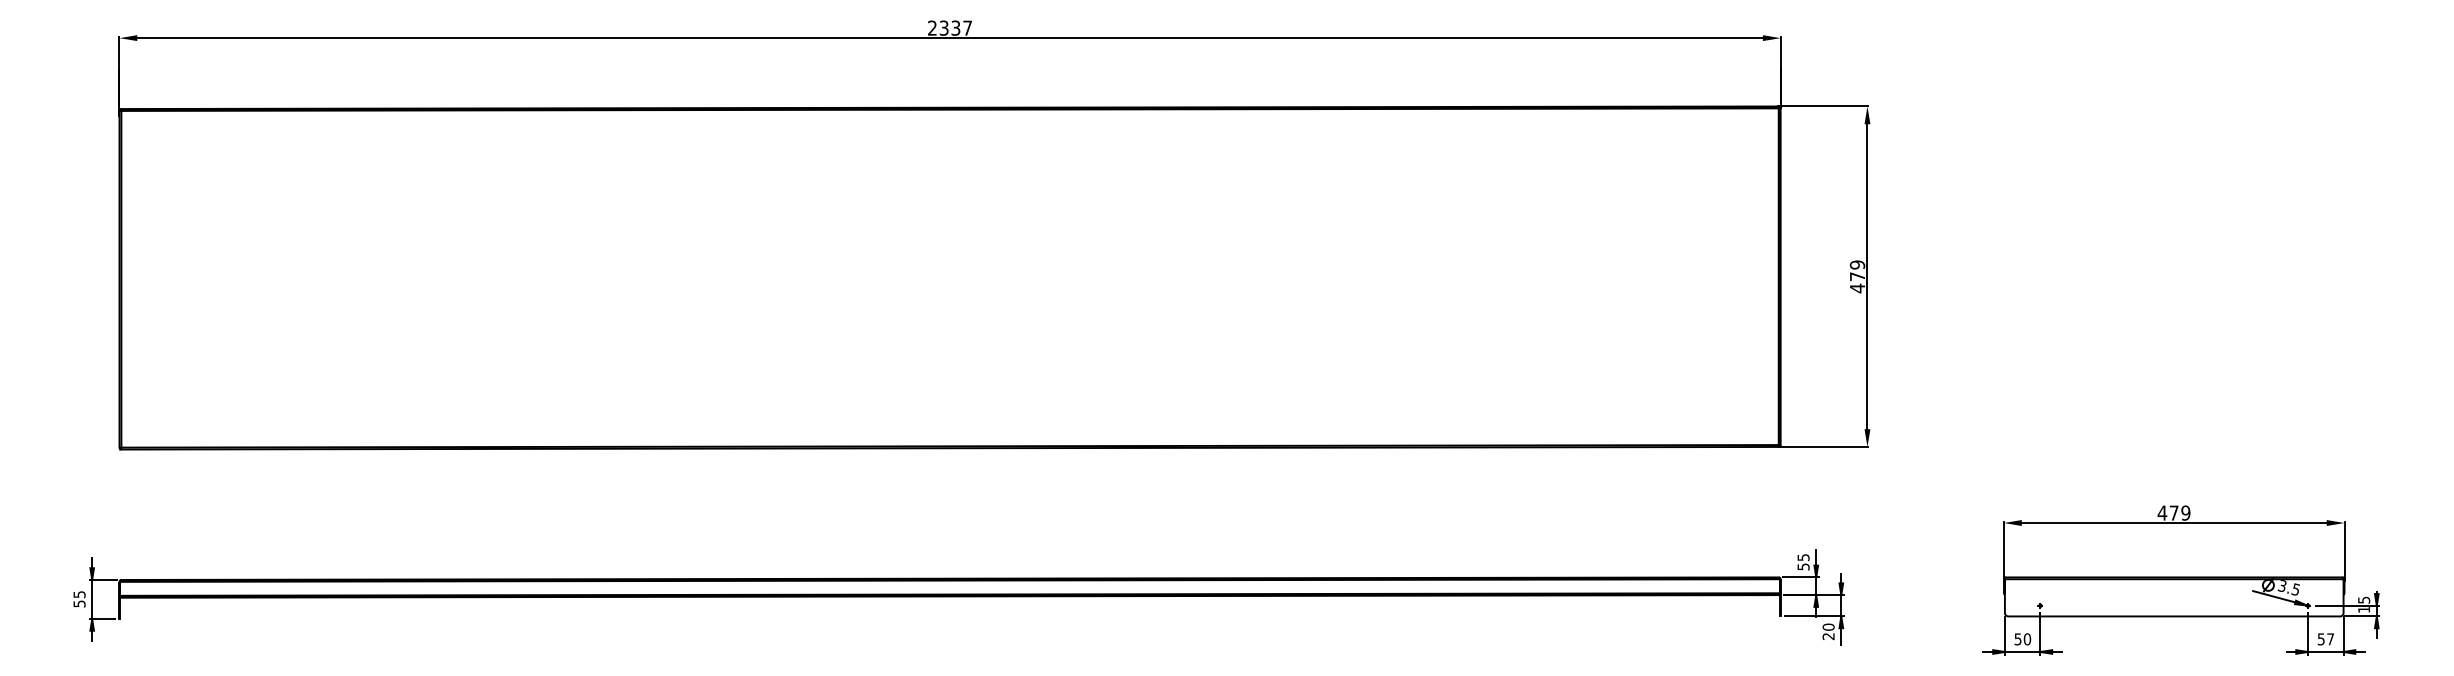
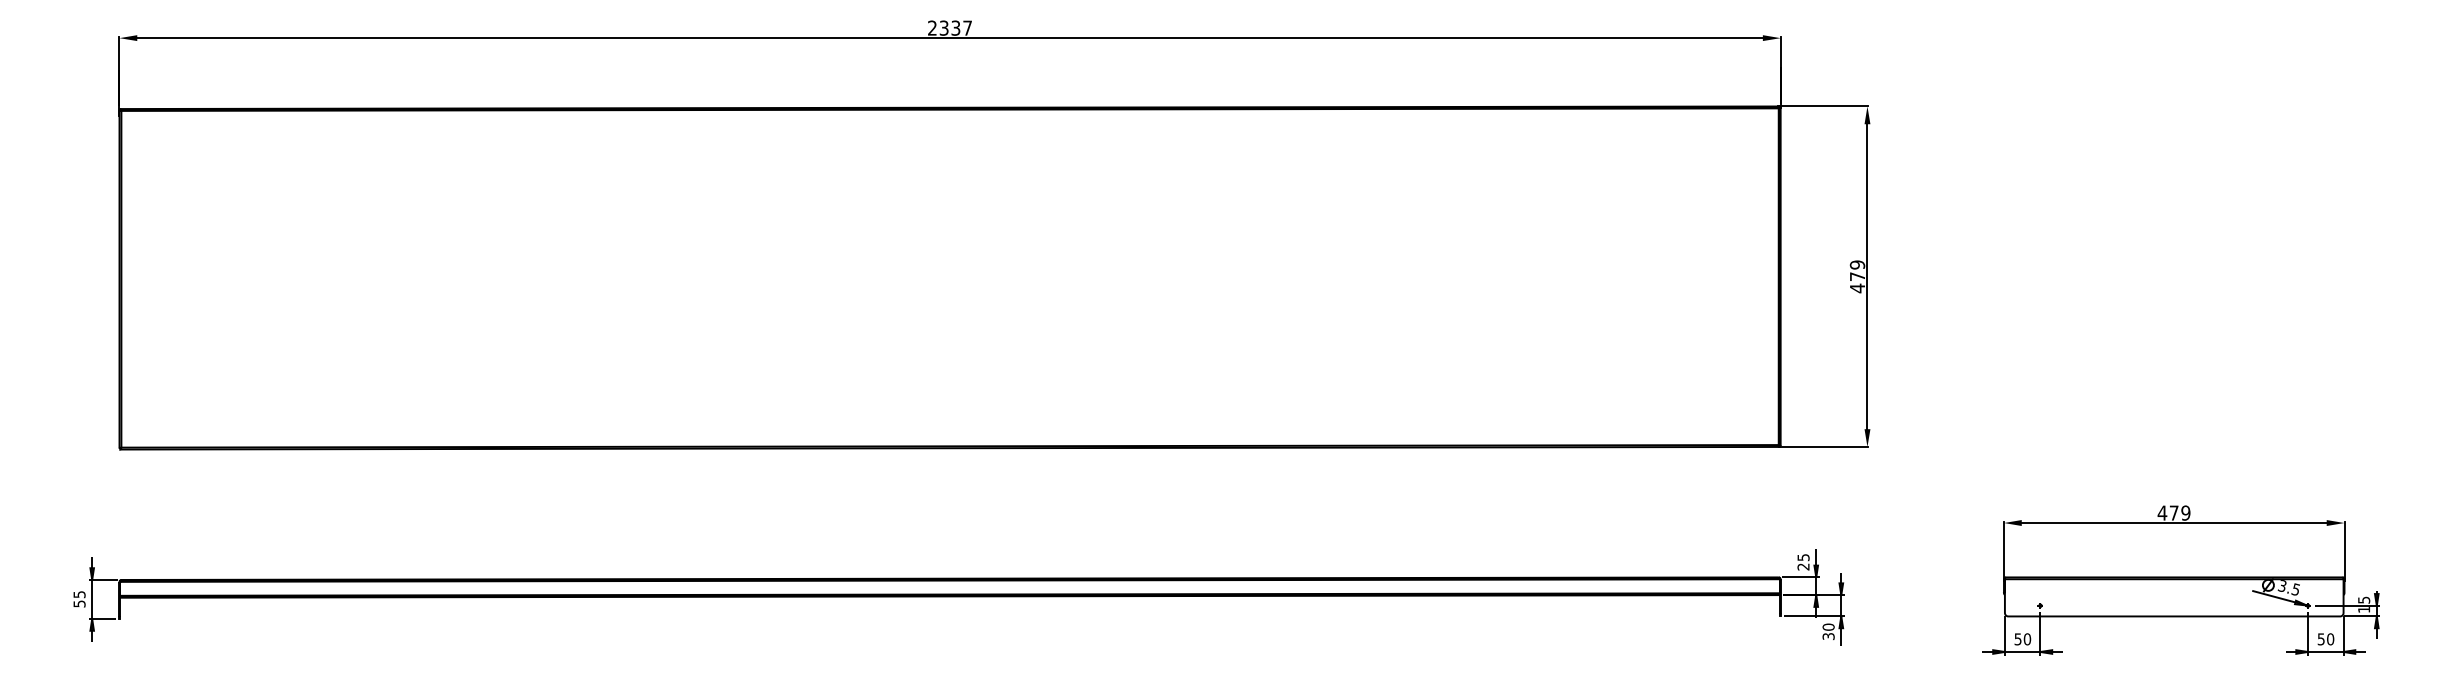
text: 55 -> 25 (1803, 566)
text: 20 -> 30 (1828, 636)
text: 57 -> 50 (2330, 639)
